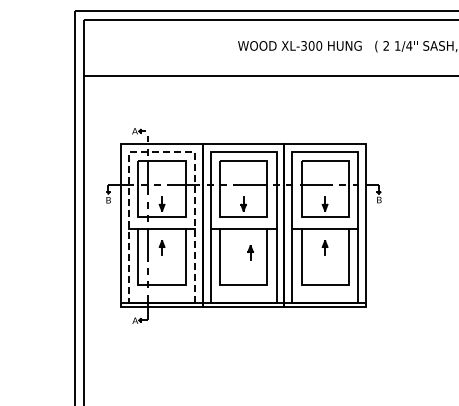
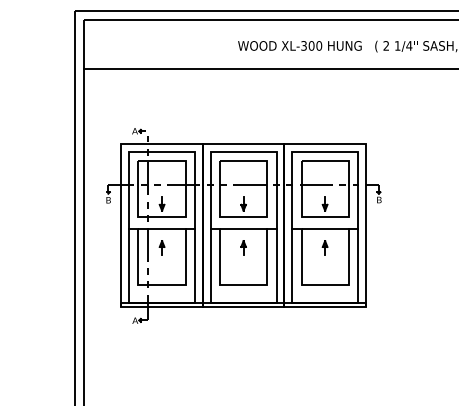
line position: (269, 76) -> (269, 69) (269, 69)
line: dashed -> solid (162, 152)
part position: (250, 252) -> (243, 247) (243, 247)
